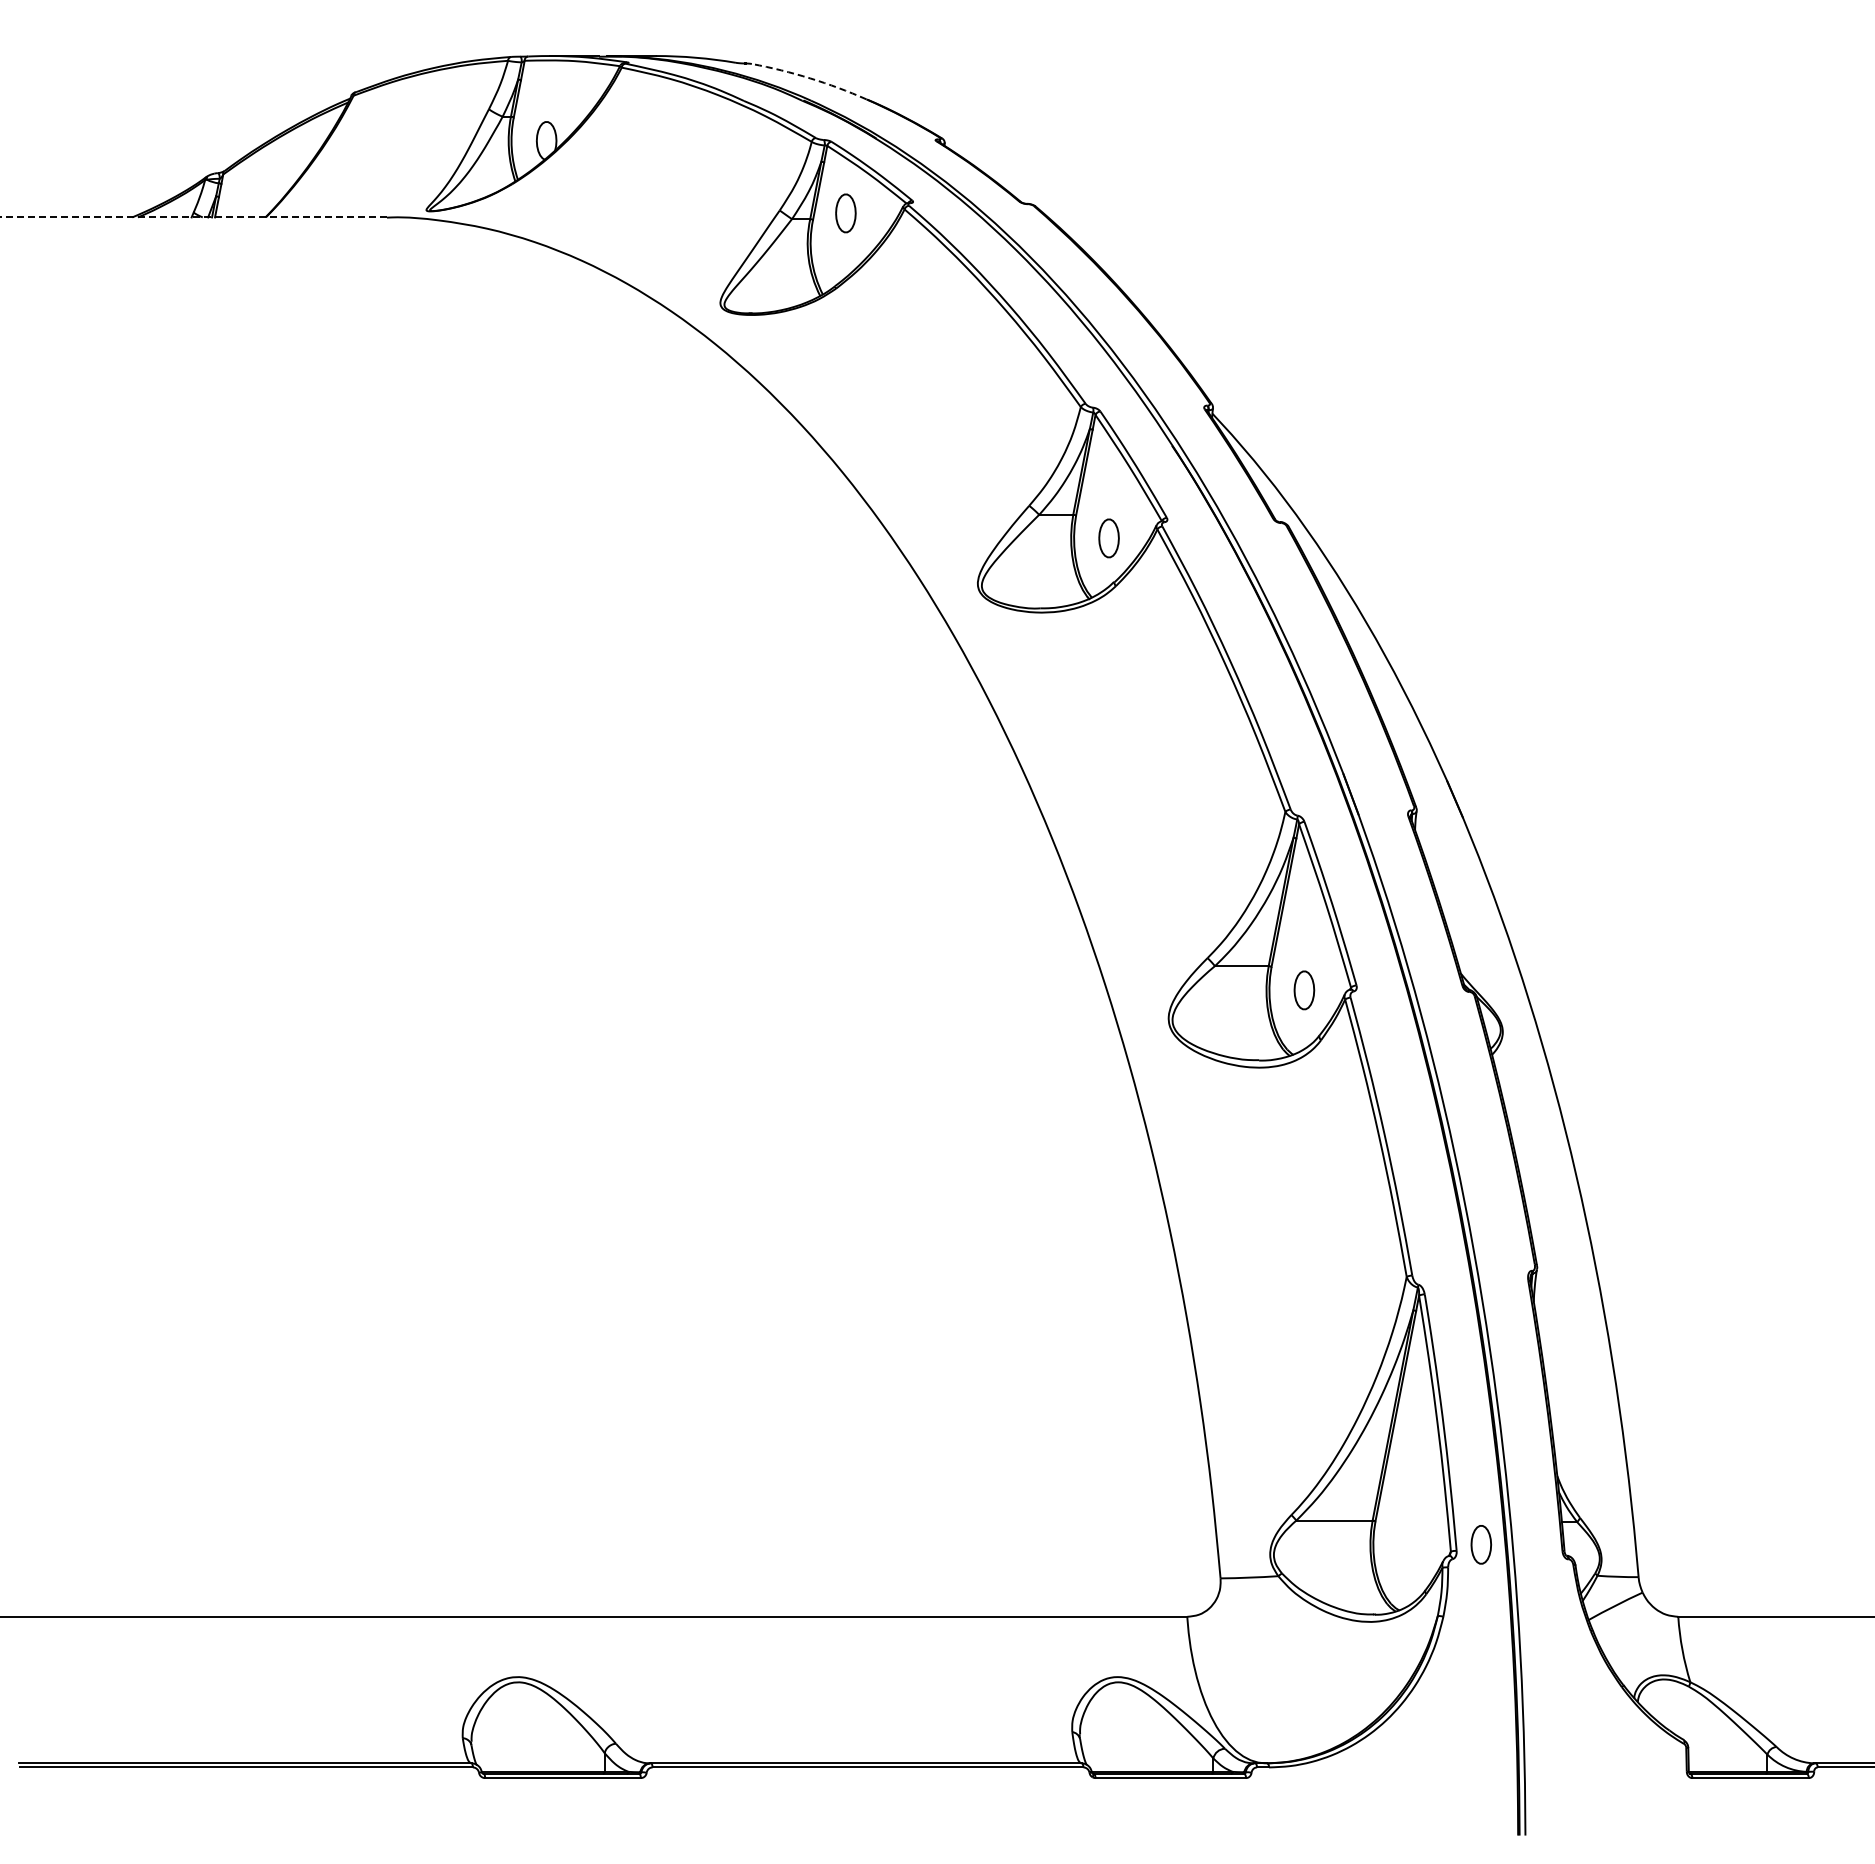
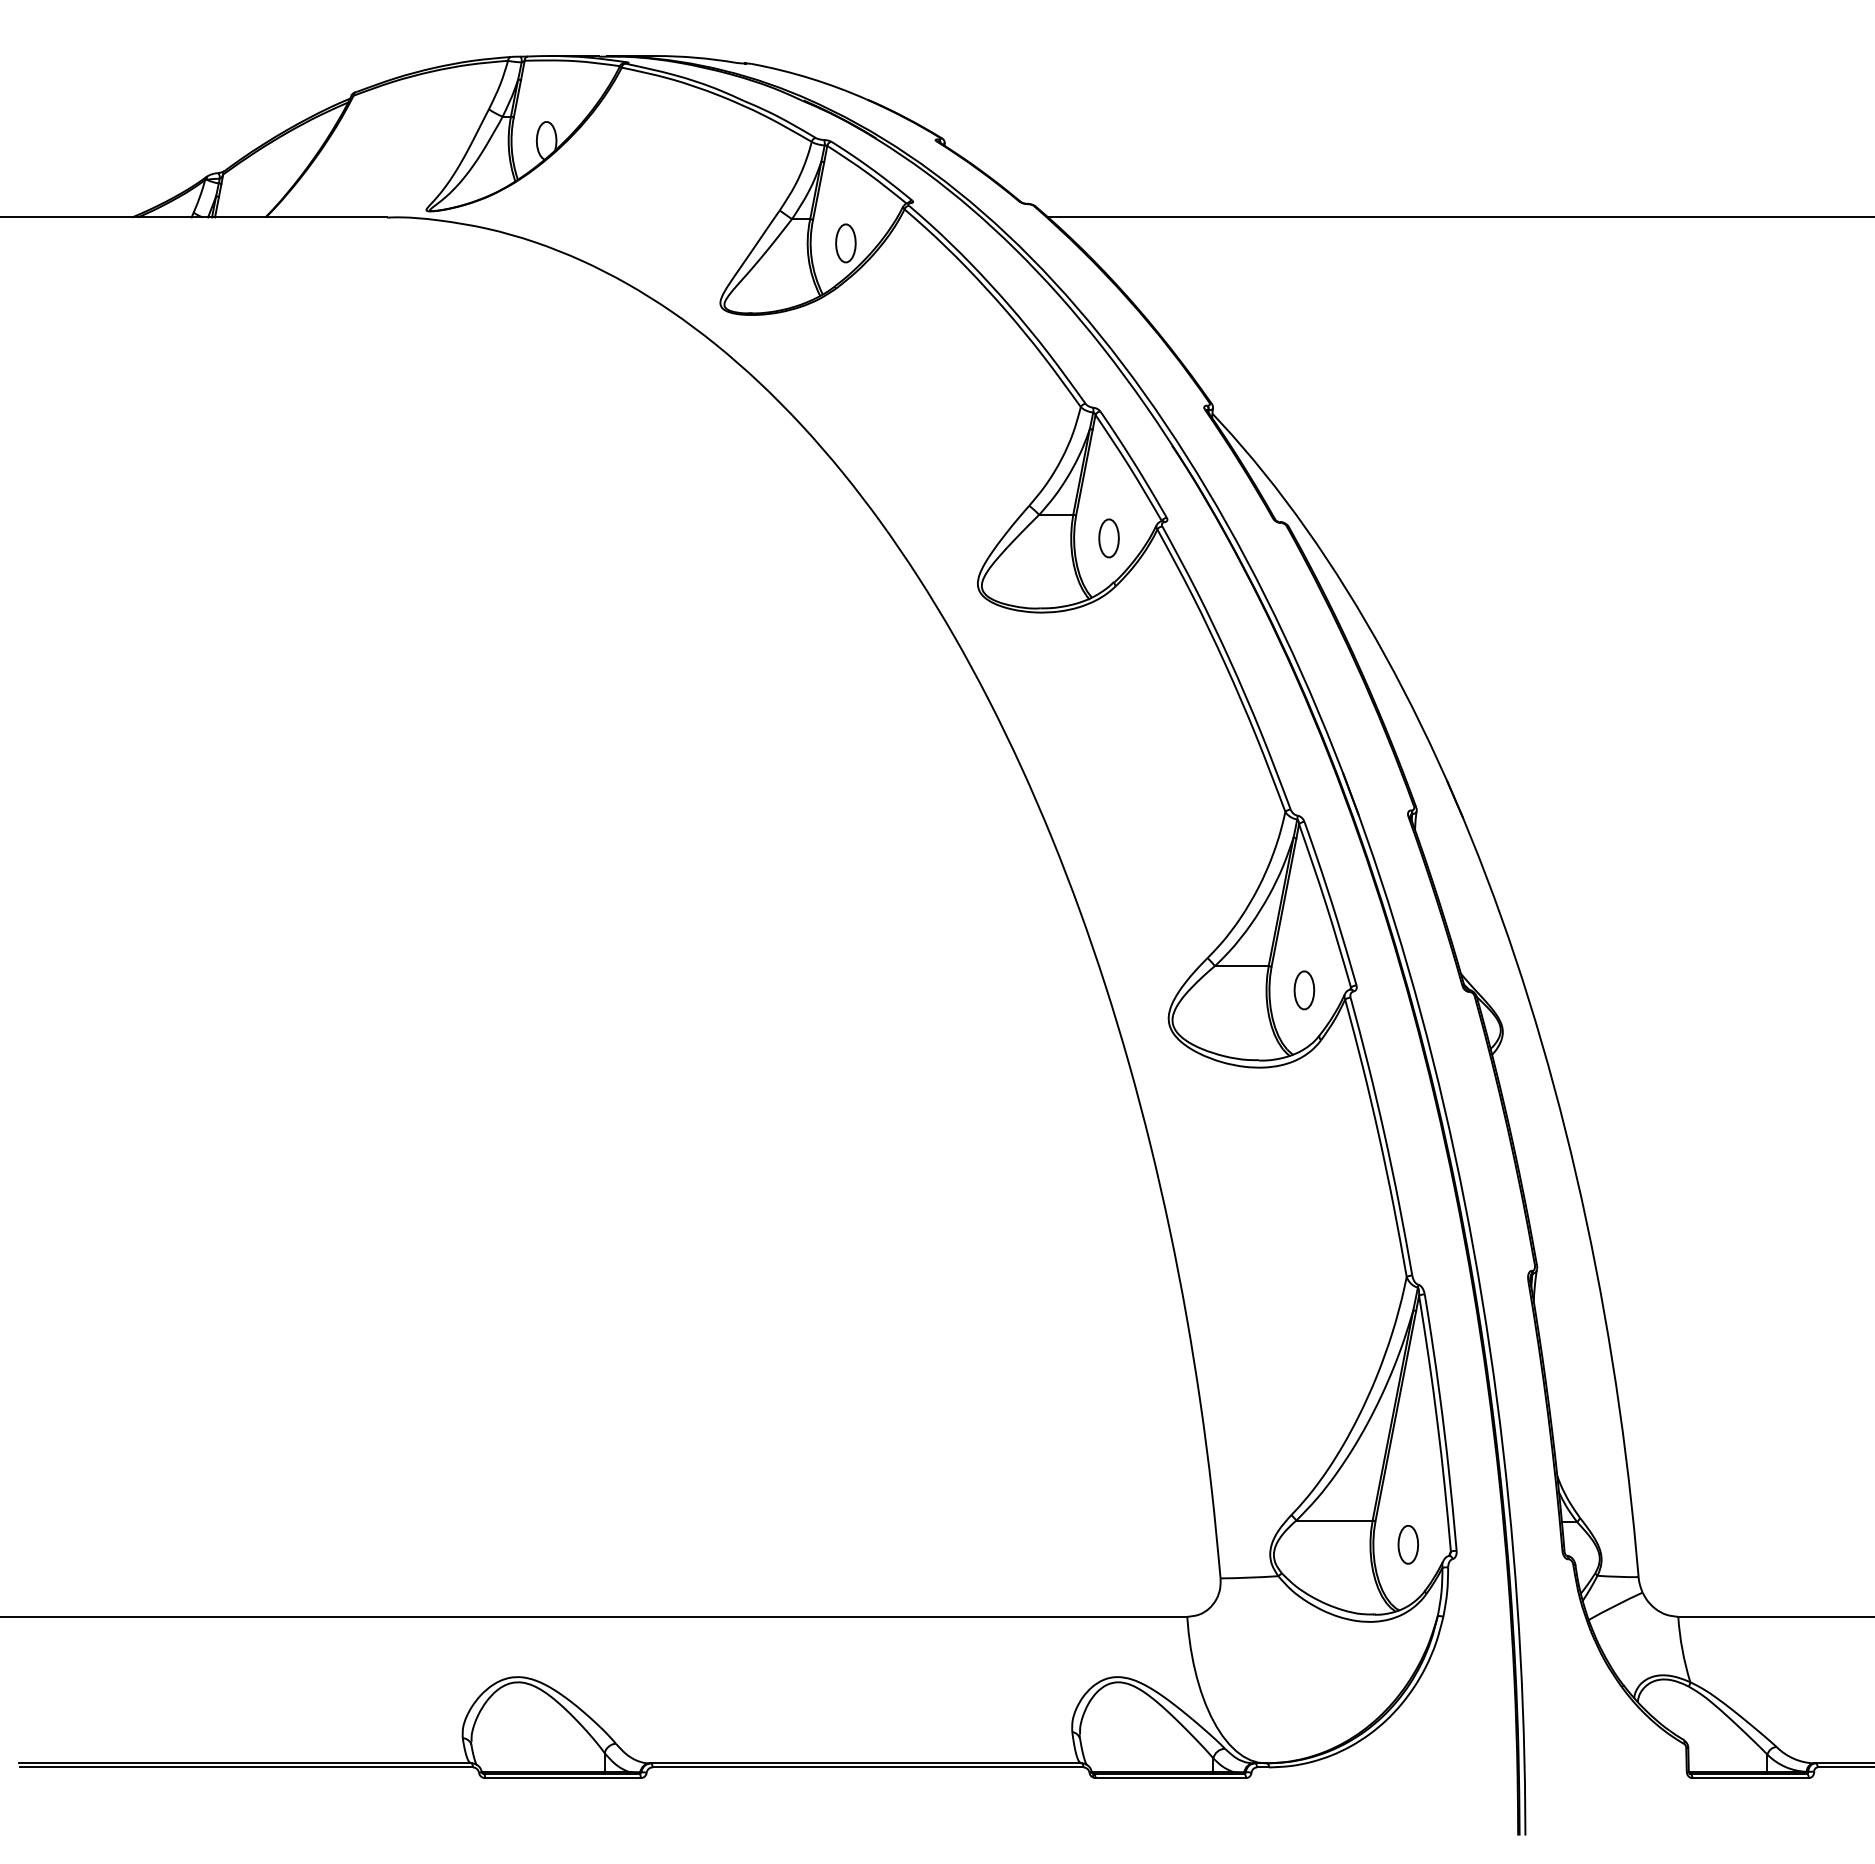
arc: dashed -> solid (810, 78)
part position: (845, 213) -> (845, 243) (845, 243)
line: dashed -> solid (193, 217)
line: none -> present (1459, 217)
part position: (1481, 1544) -> (1408, 1544) (1408, 1544)
